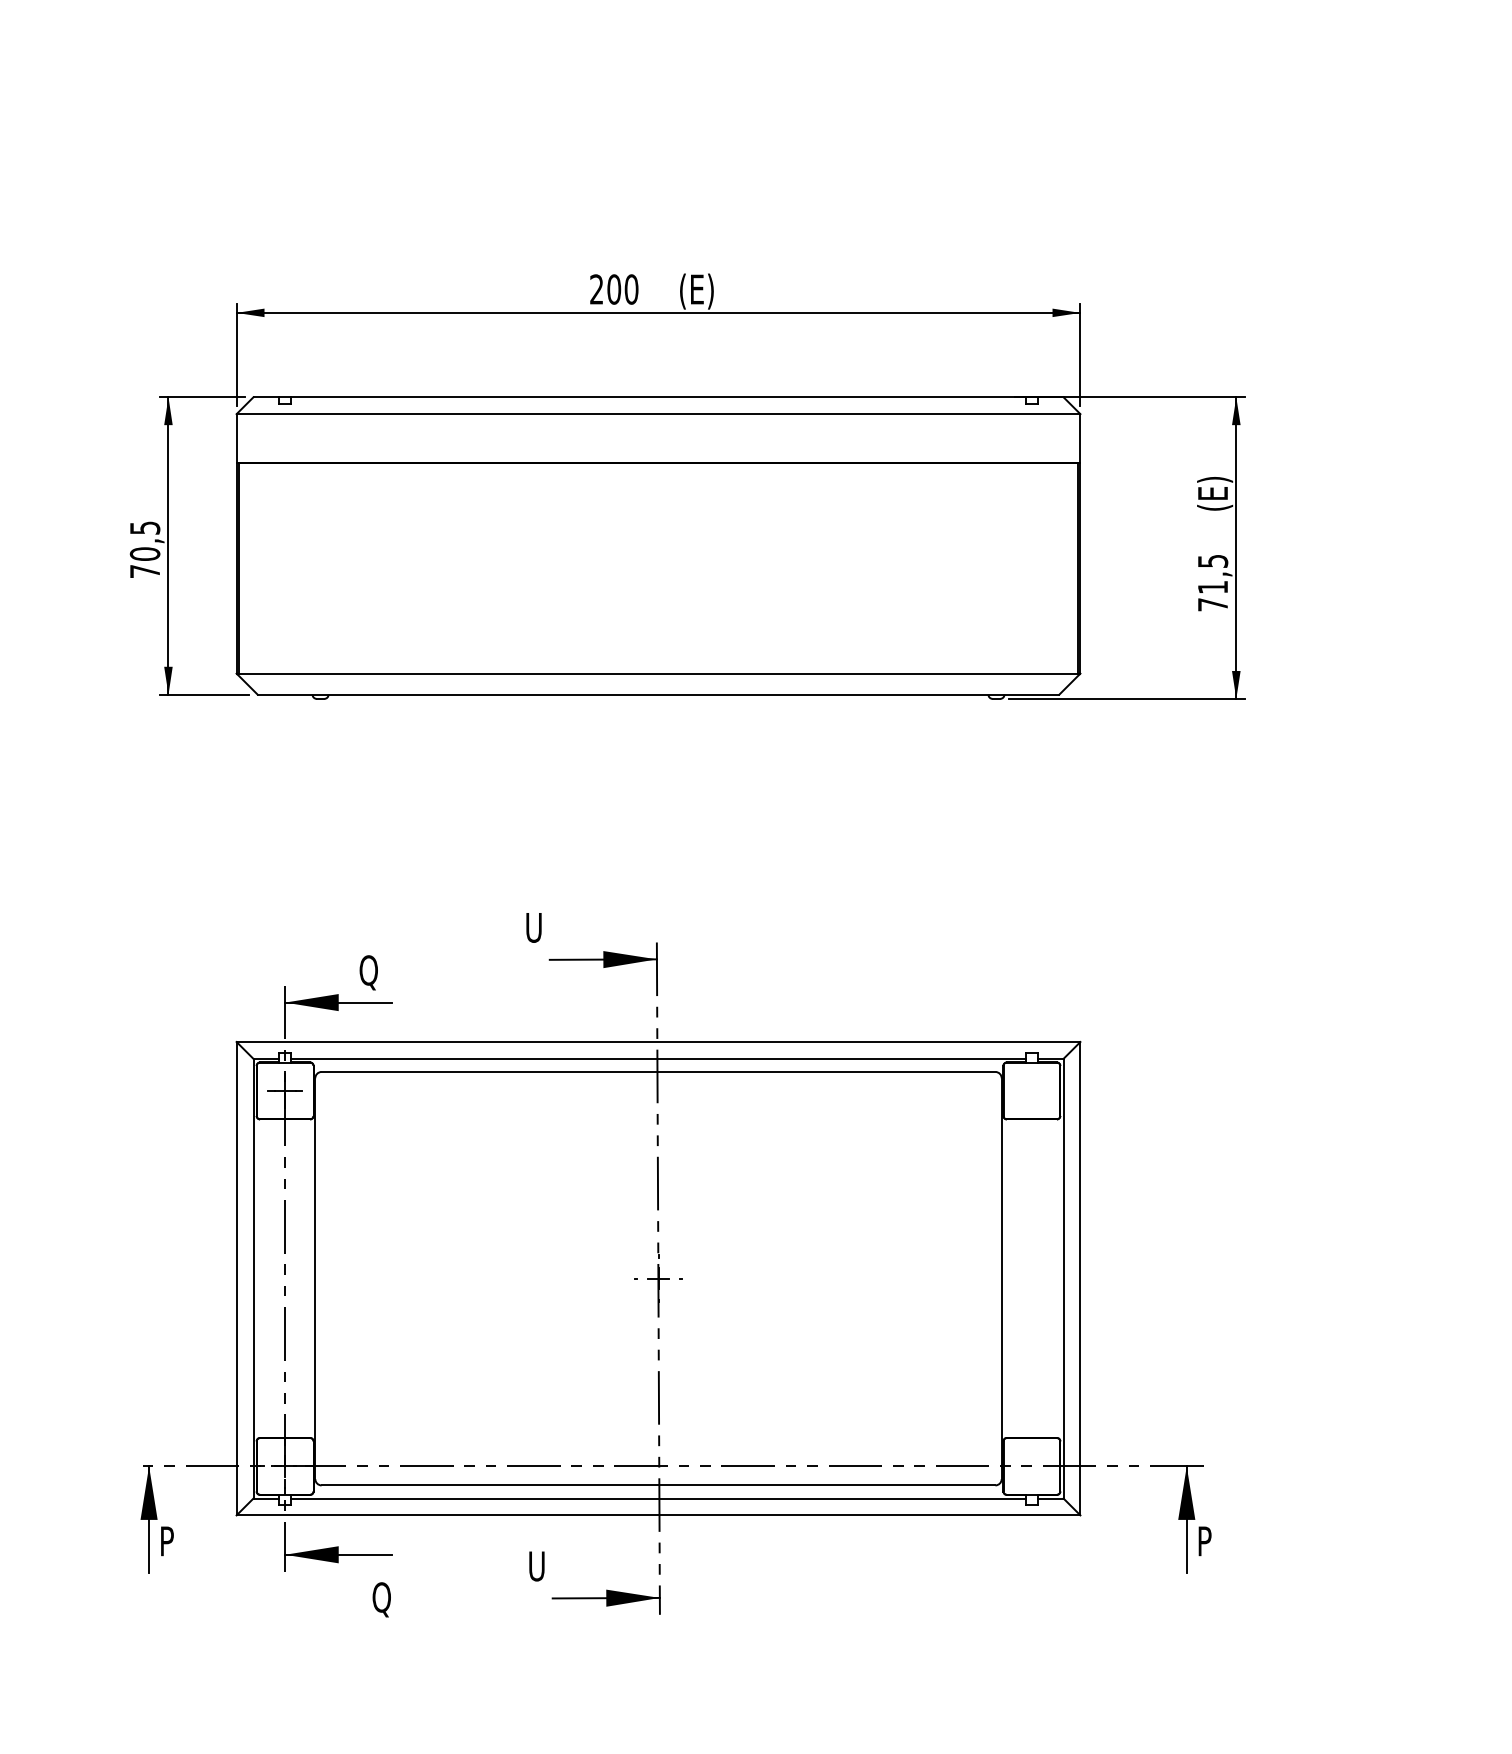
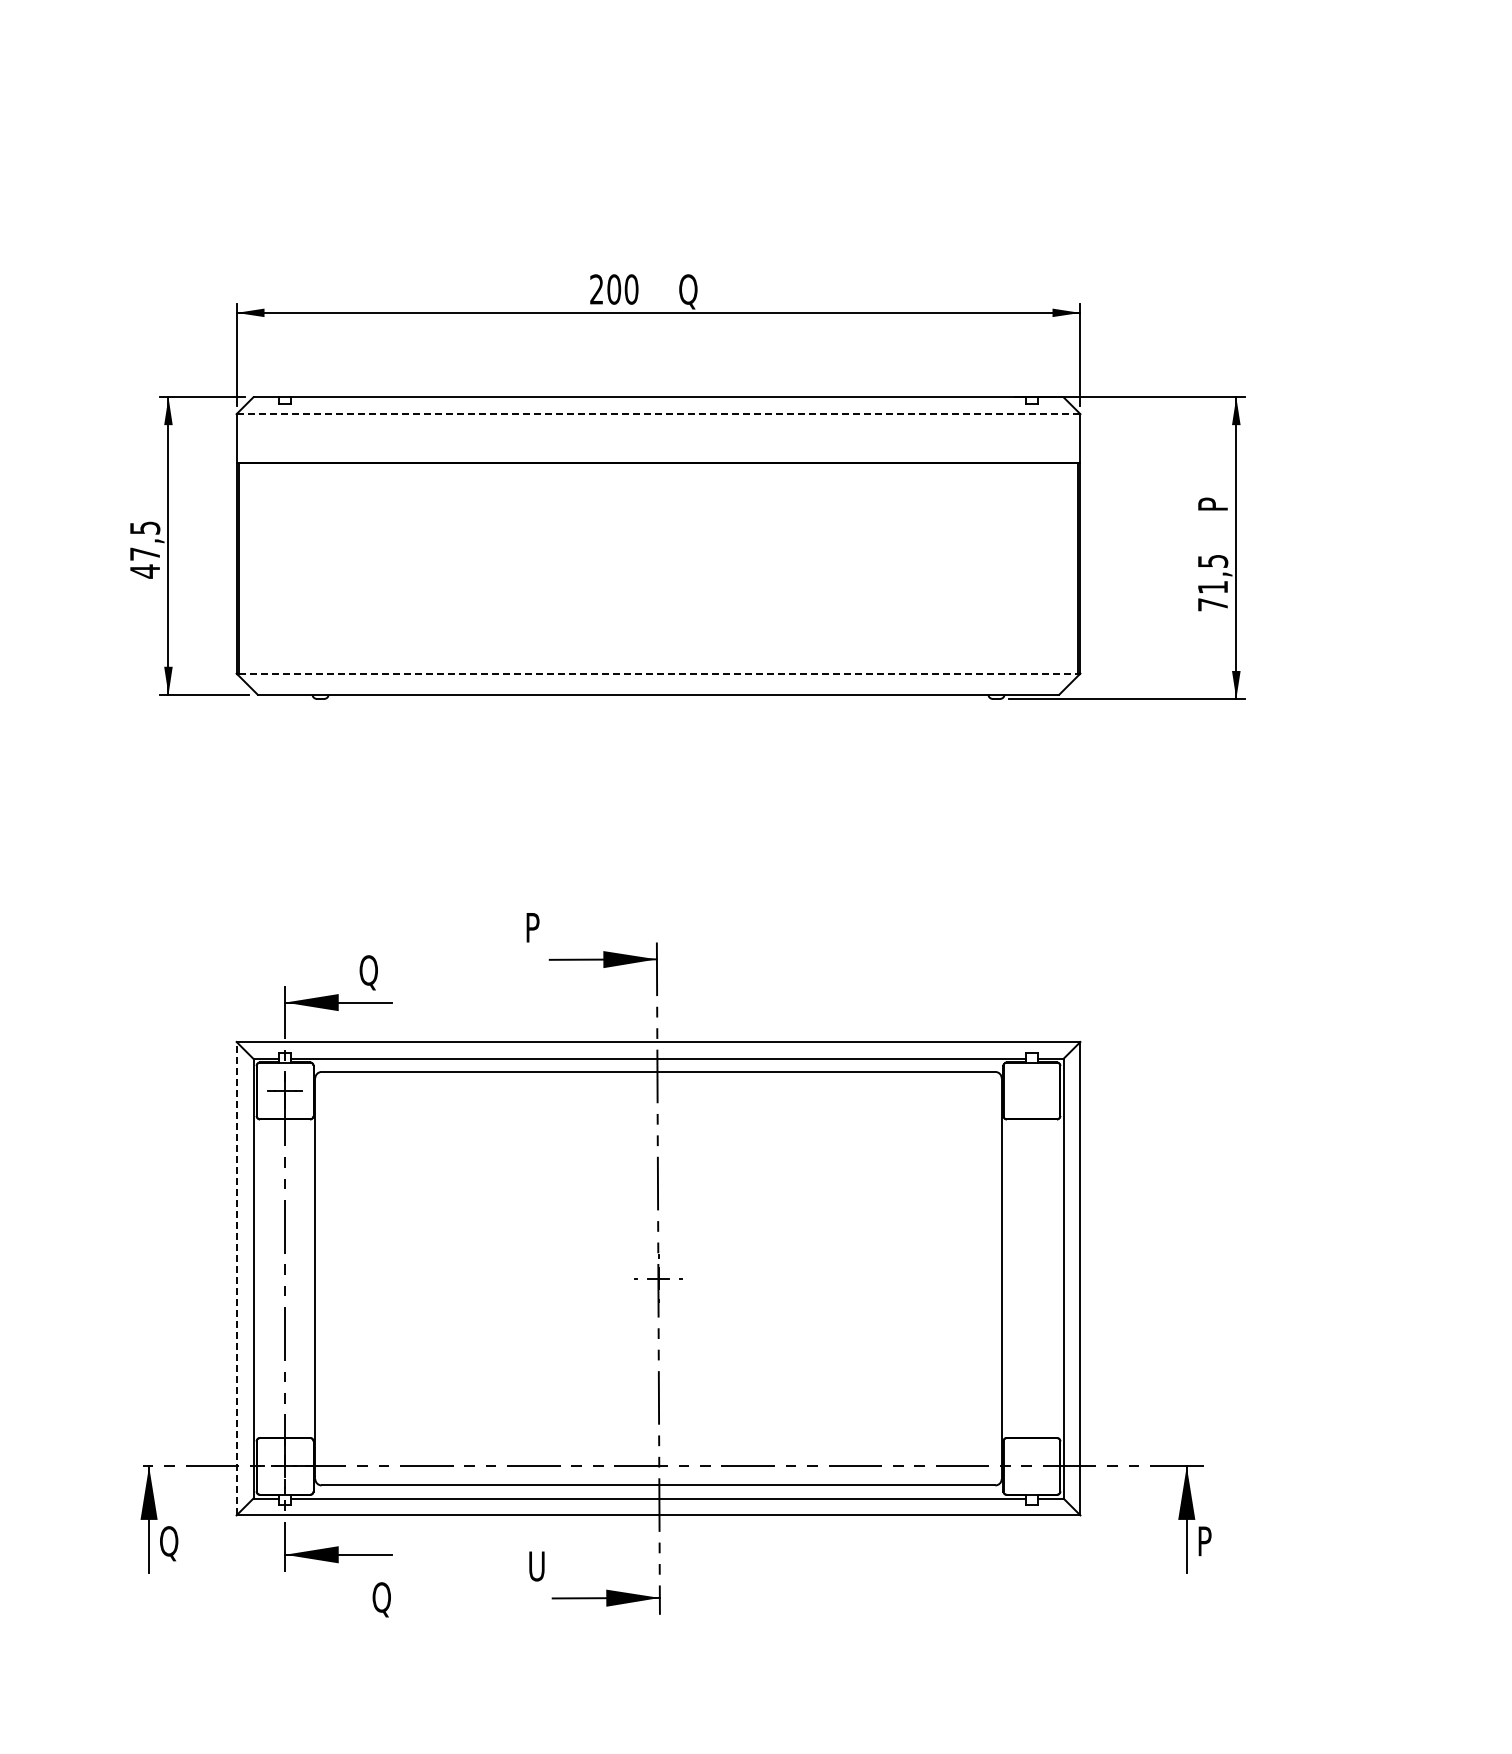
text: (E) -> Q (696, 291)
line: solid -> dashed (658, 414)
text: (E) -> P (1215, 493)
text: 70,5 -> 47,5 (144, 562)
line: solid -> dashed (658, 673)
text: U -> P (533, 927)
line: solid -> dashed (236, 1278)
text: P -> Q (169, 1543)
